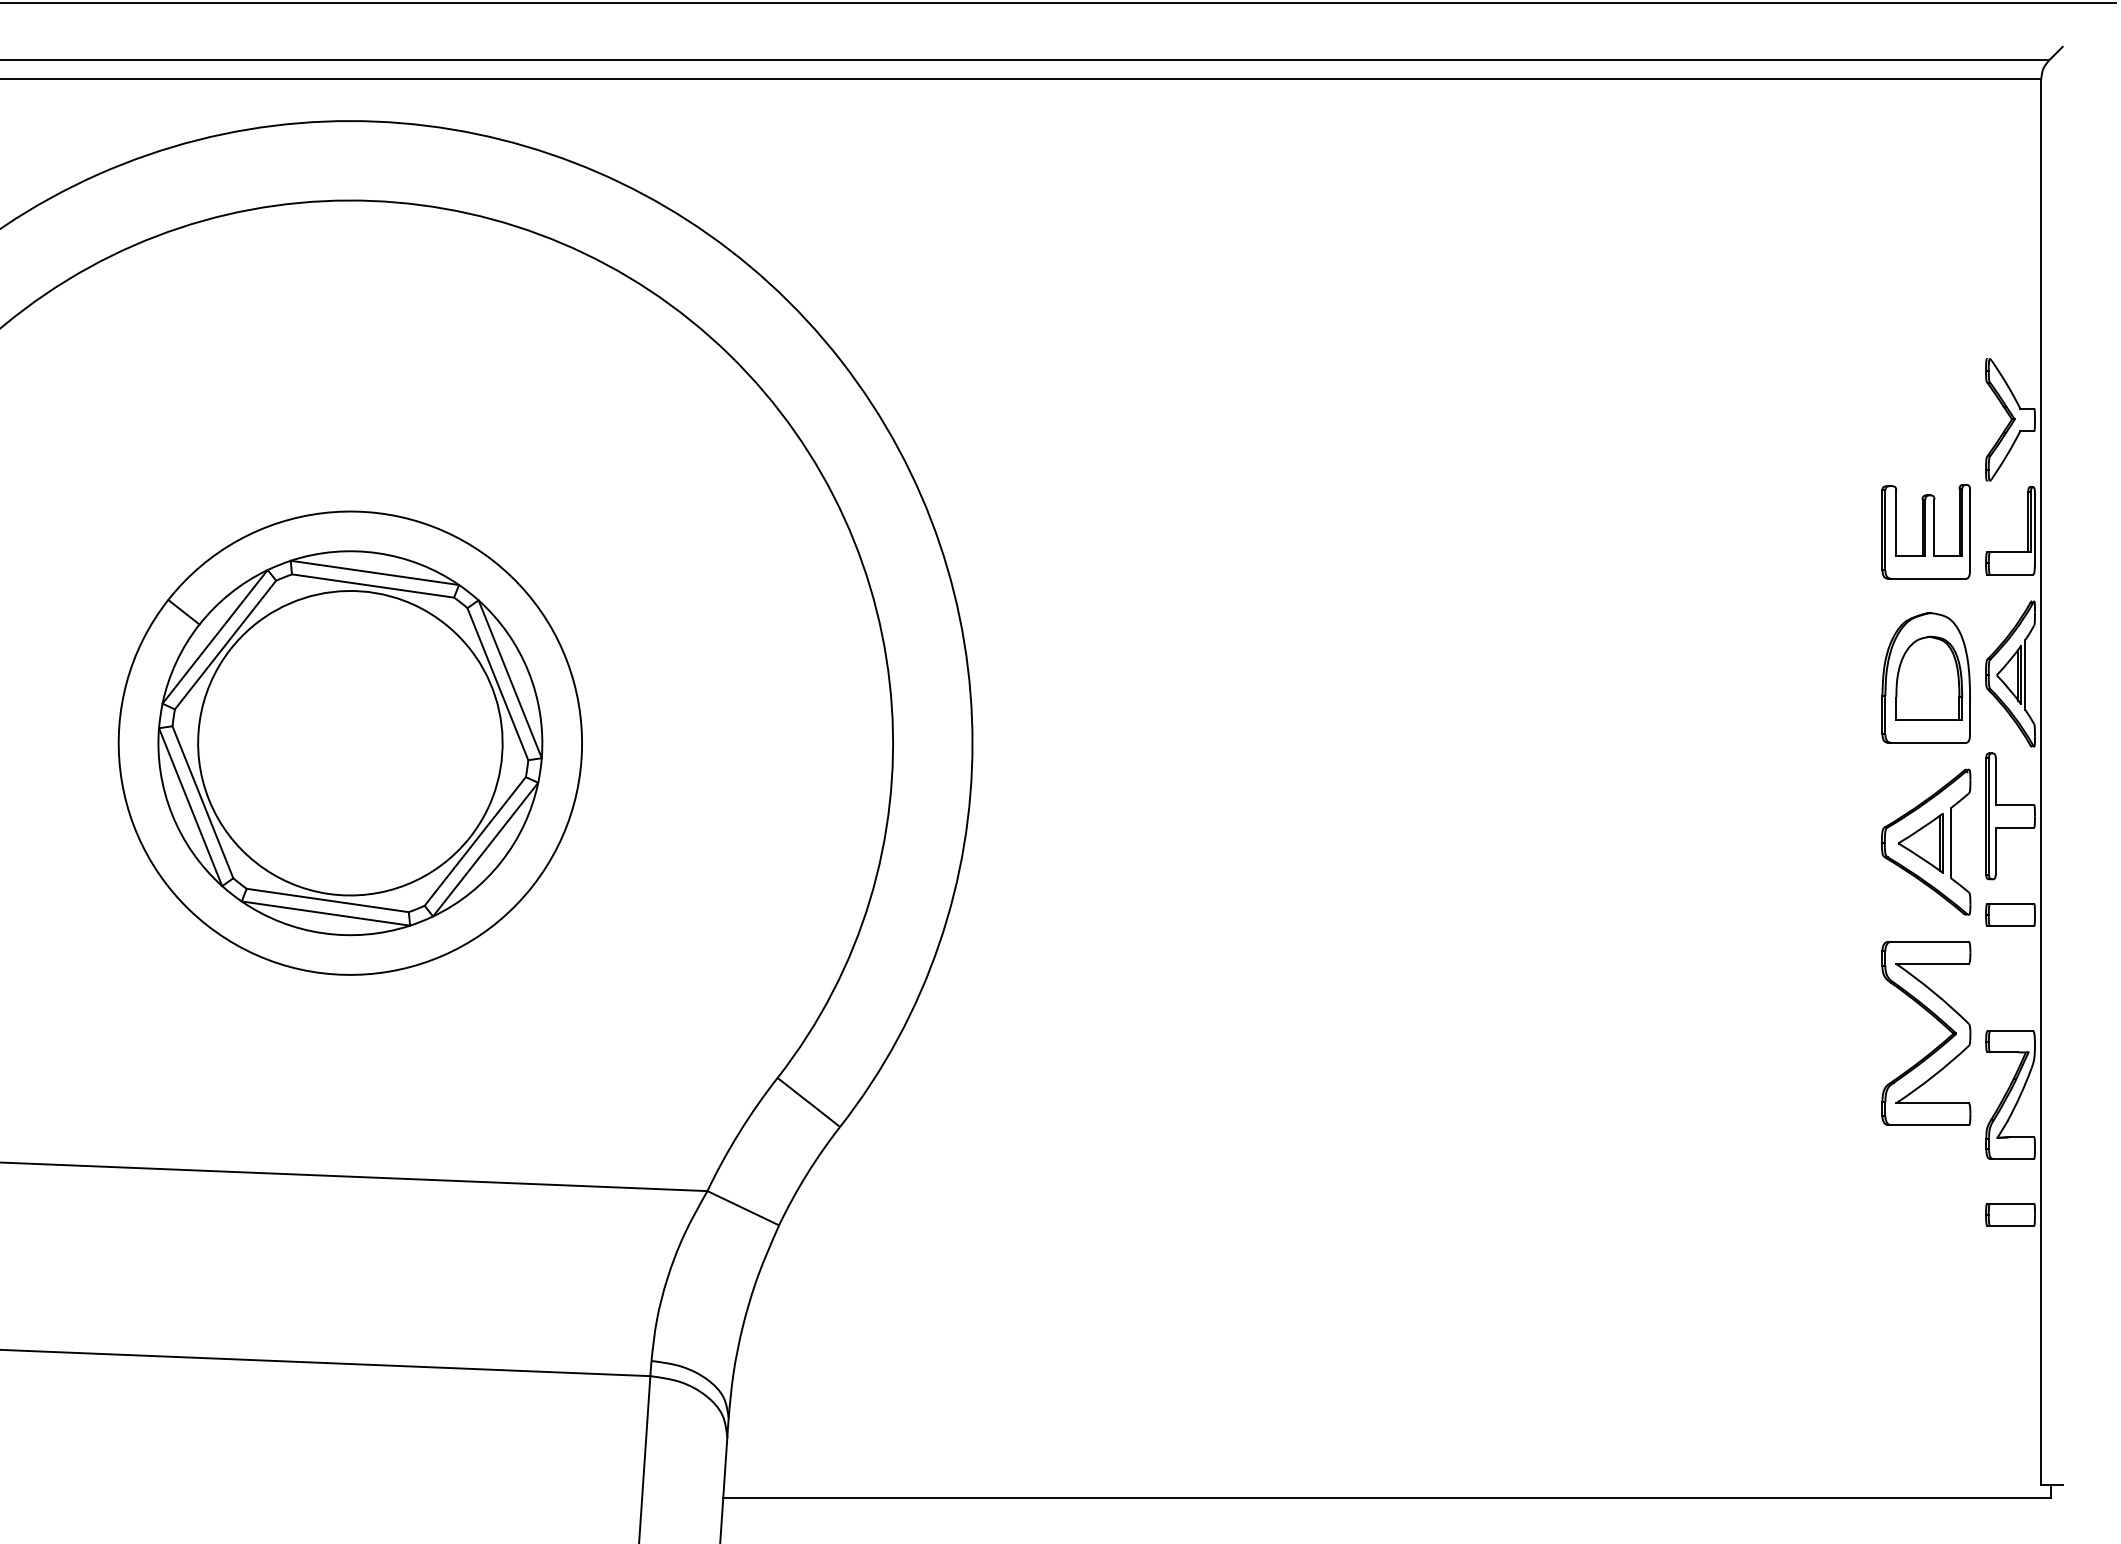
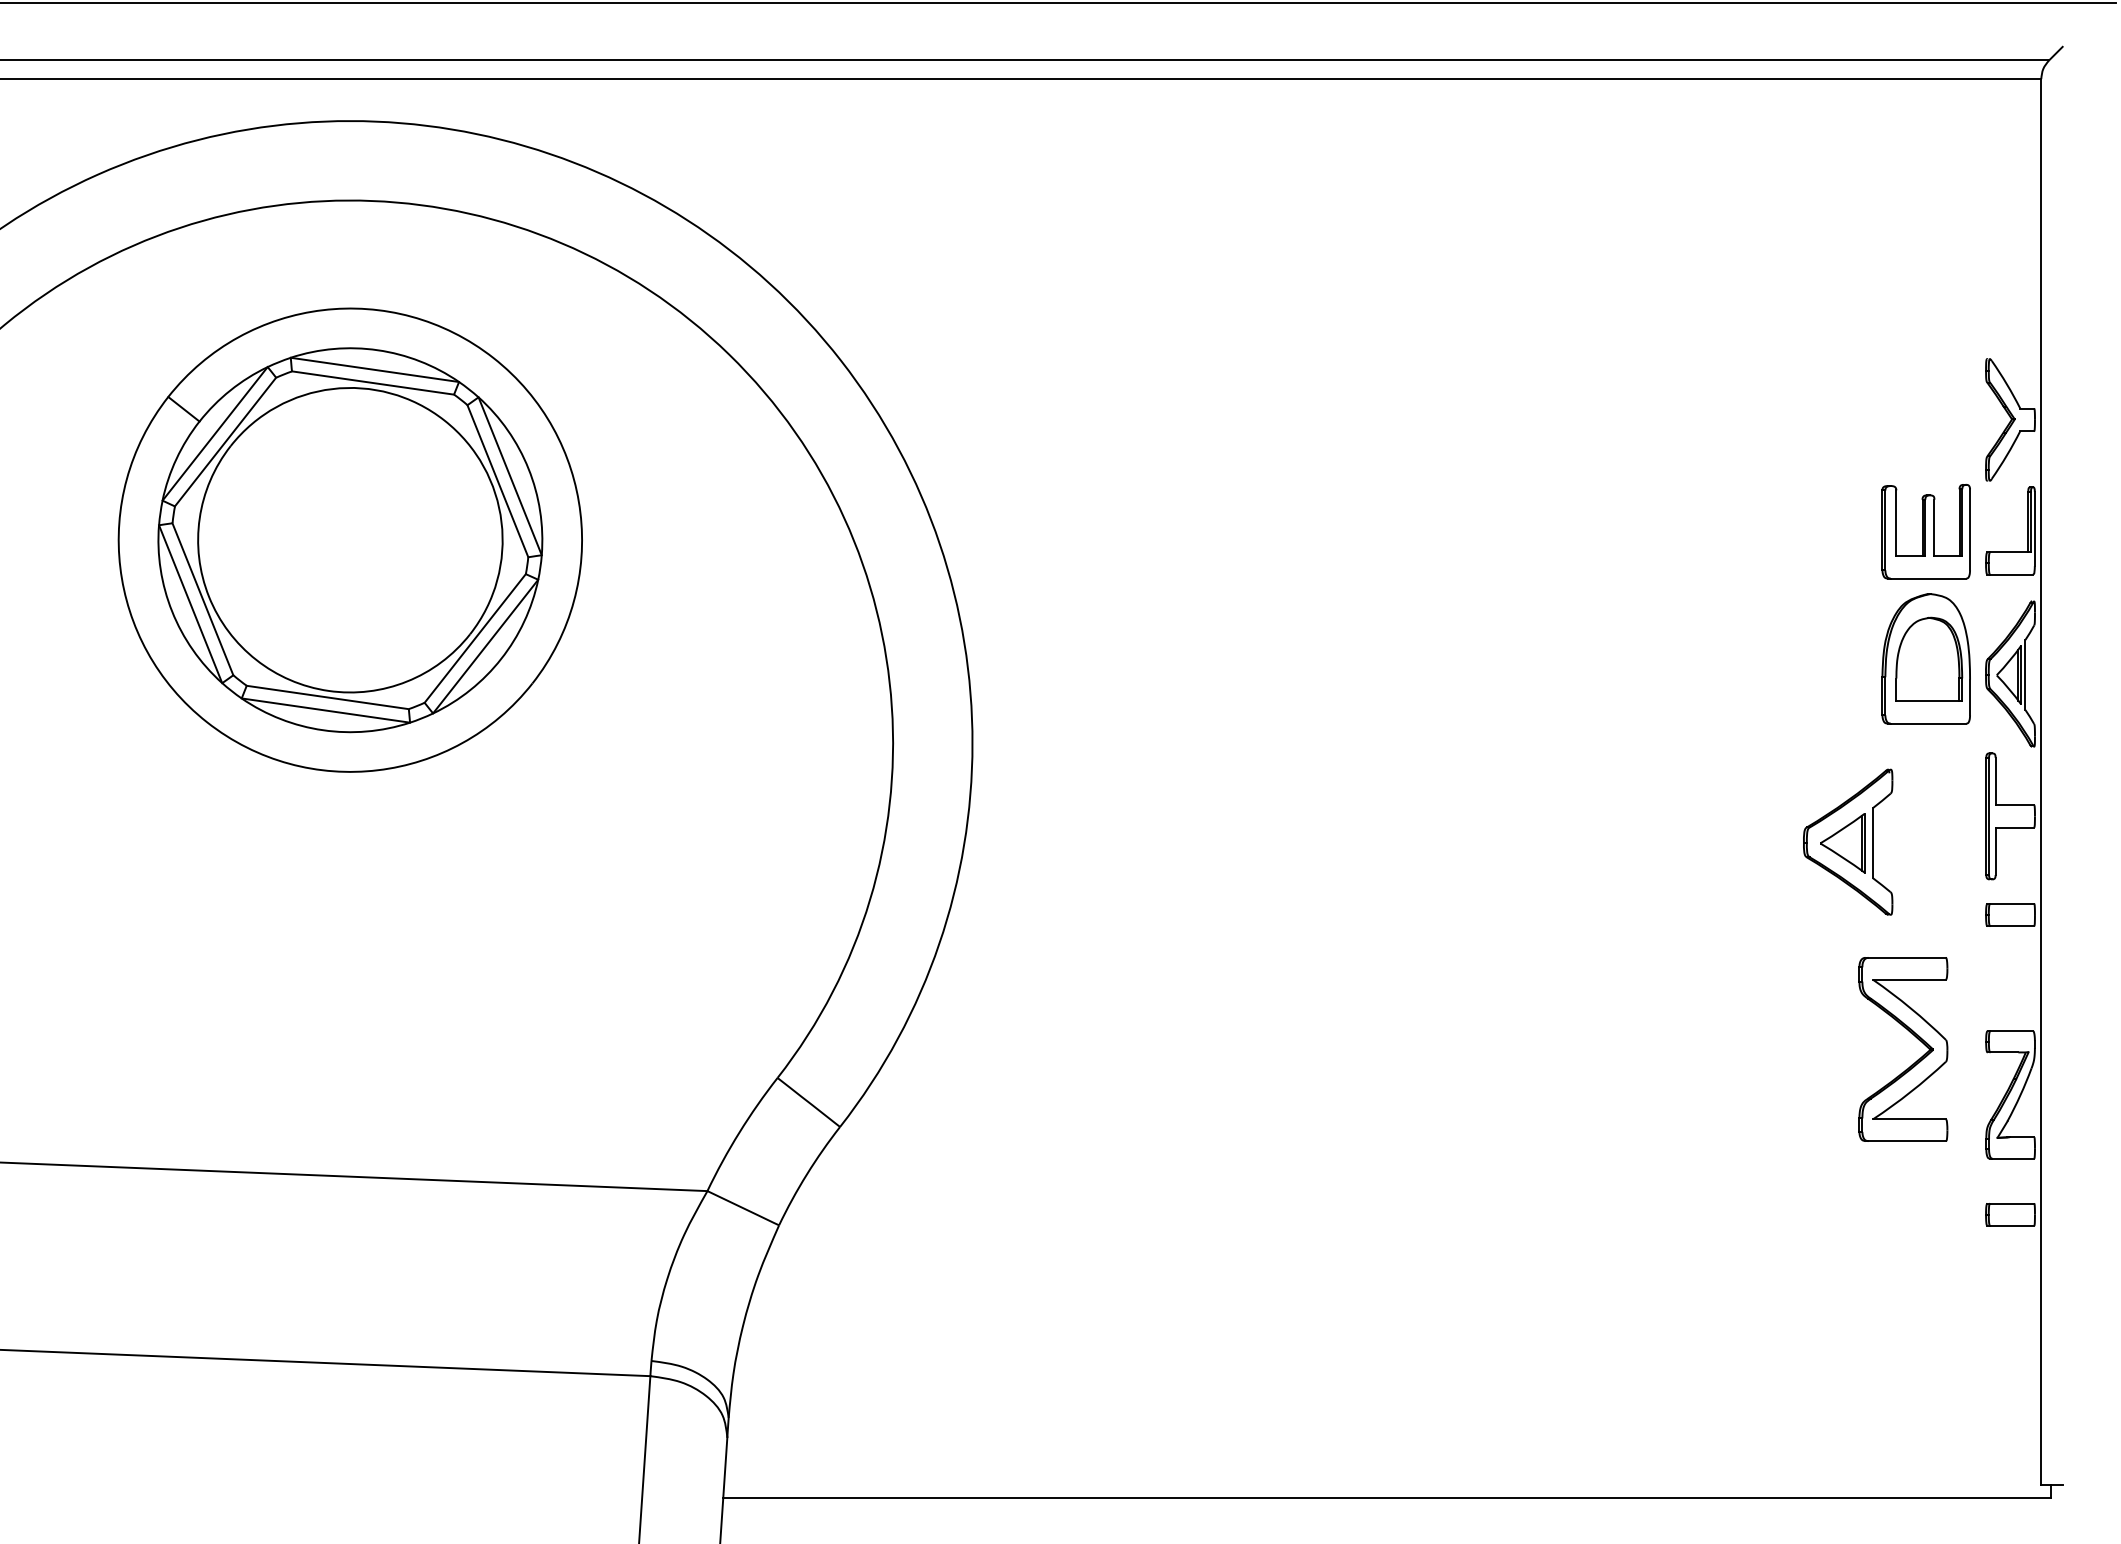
part position: (1925, 677) -> (1925, 658) (1925, 658)
part position: (349, 742) -> (349, 539) (349, 539)
part position: (1926, 841) -> (1848, 841) (1848, 841)
part position: (1938, 1021) -> (1915, 1037) (1915, 1037)
